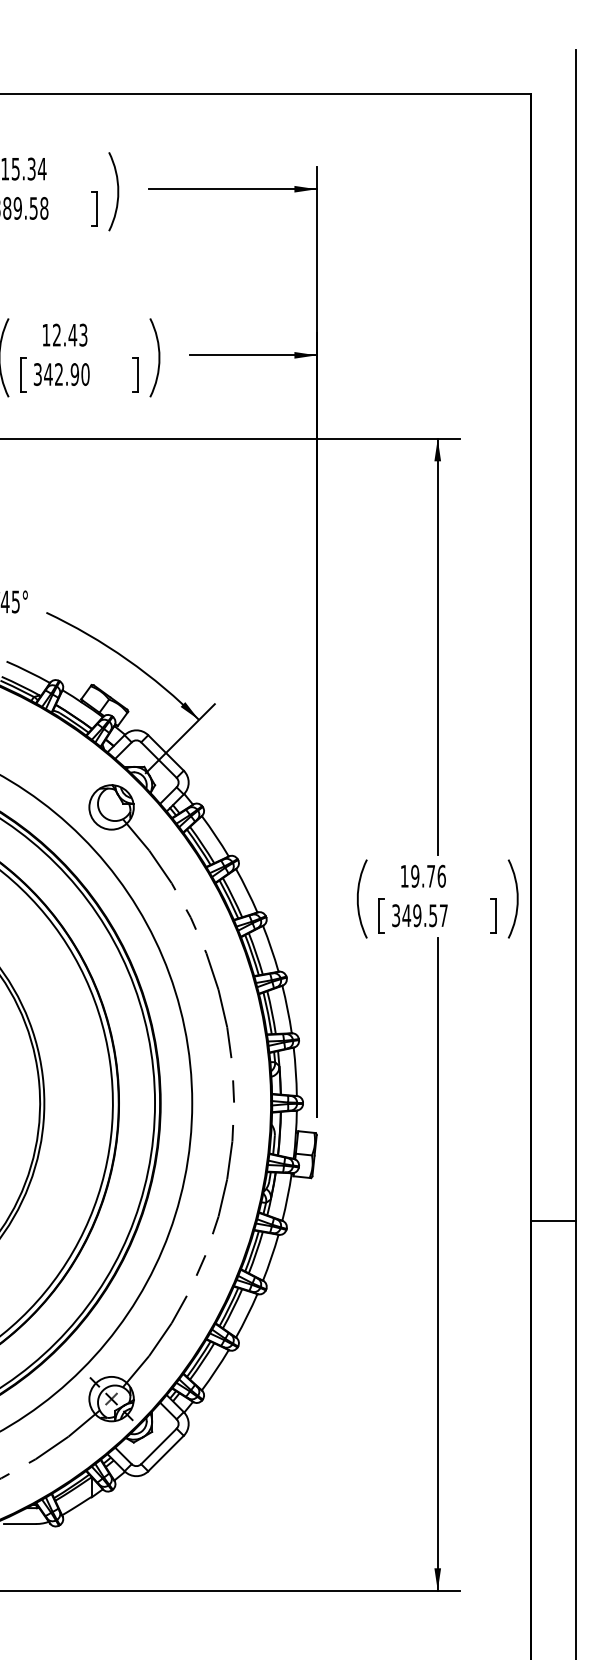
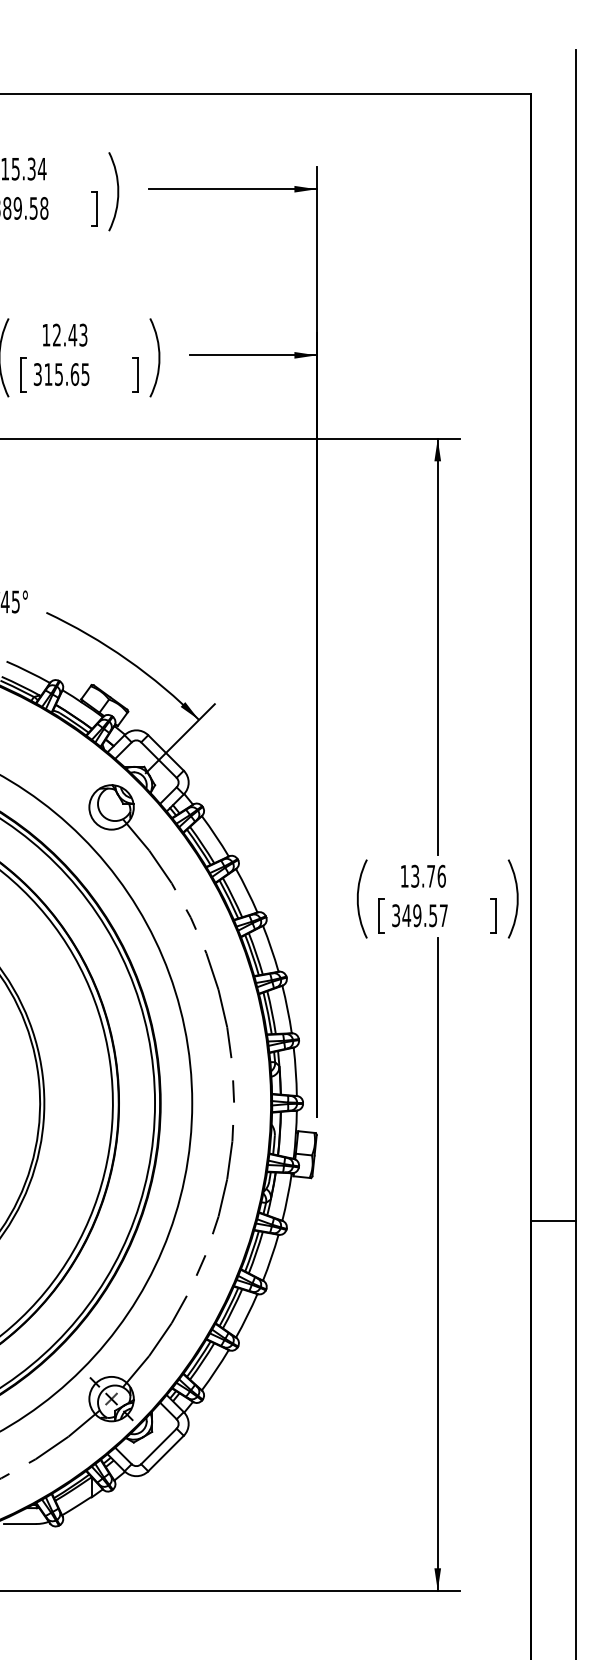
text: 342.90 -> 315.65 (66, 374)
text: 19.76 -> 13.76 (415, 876)
